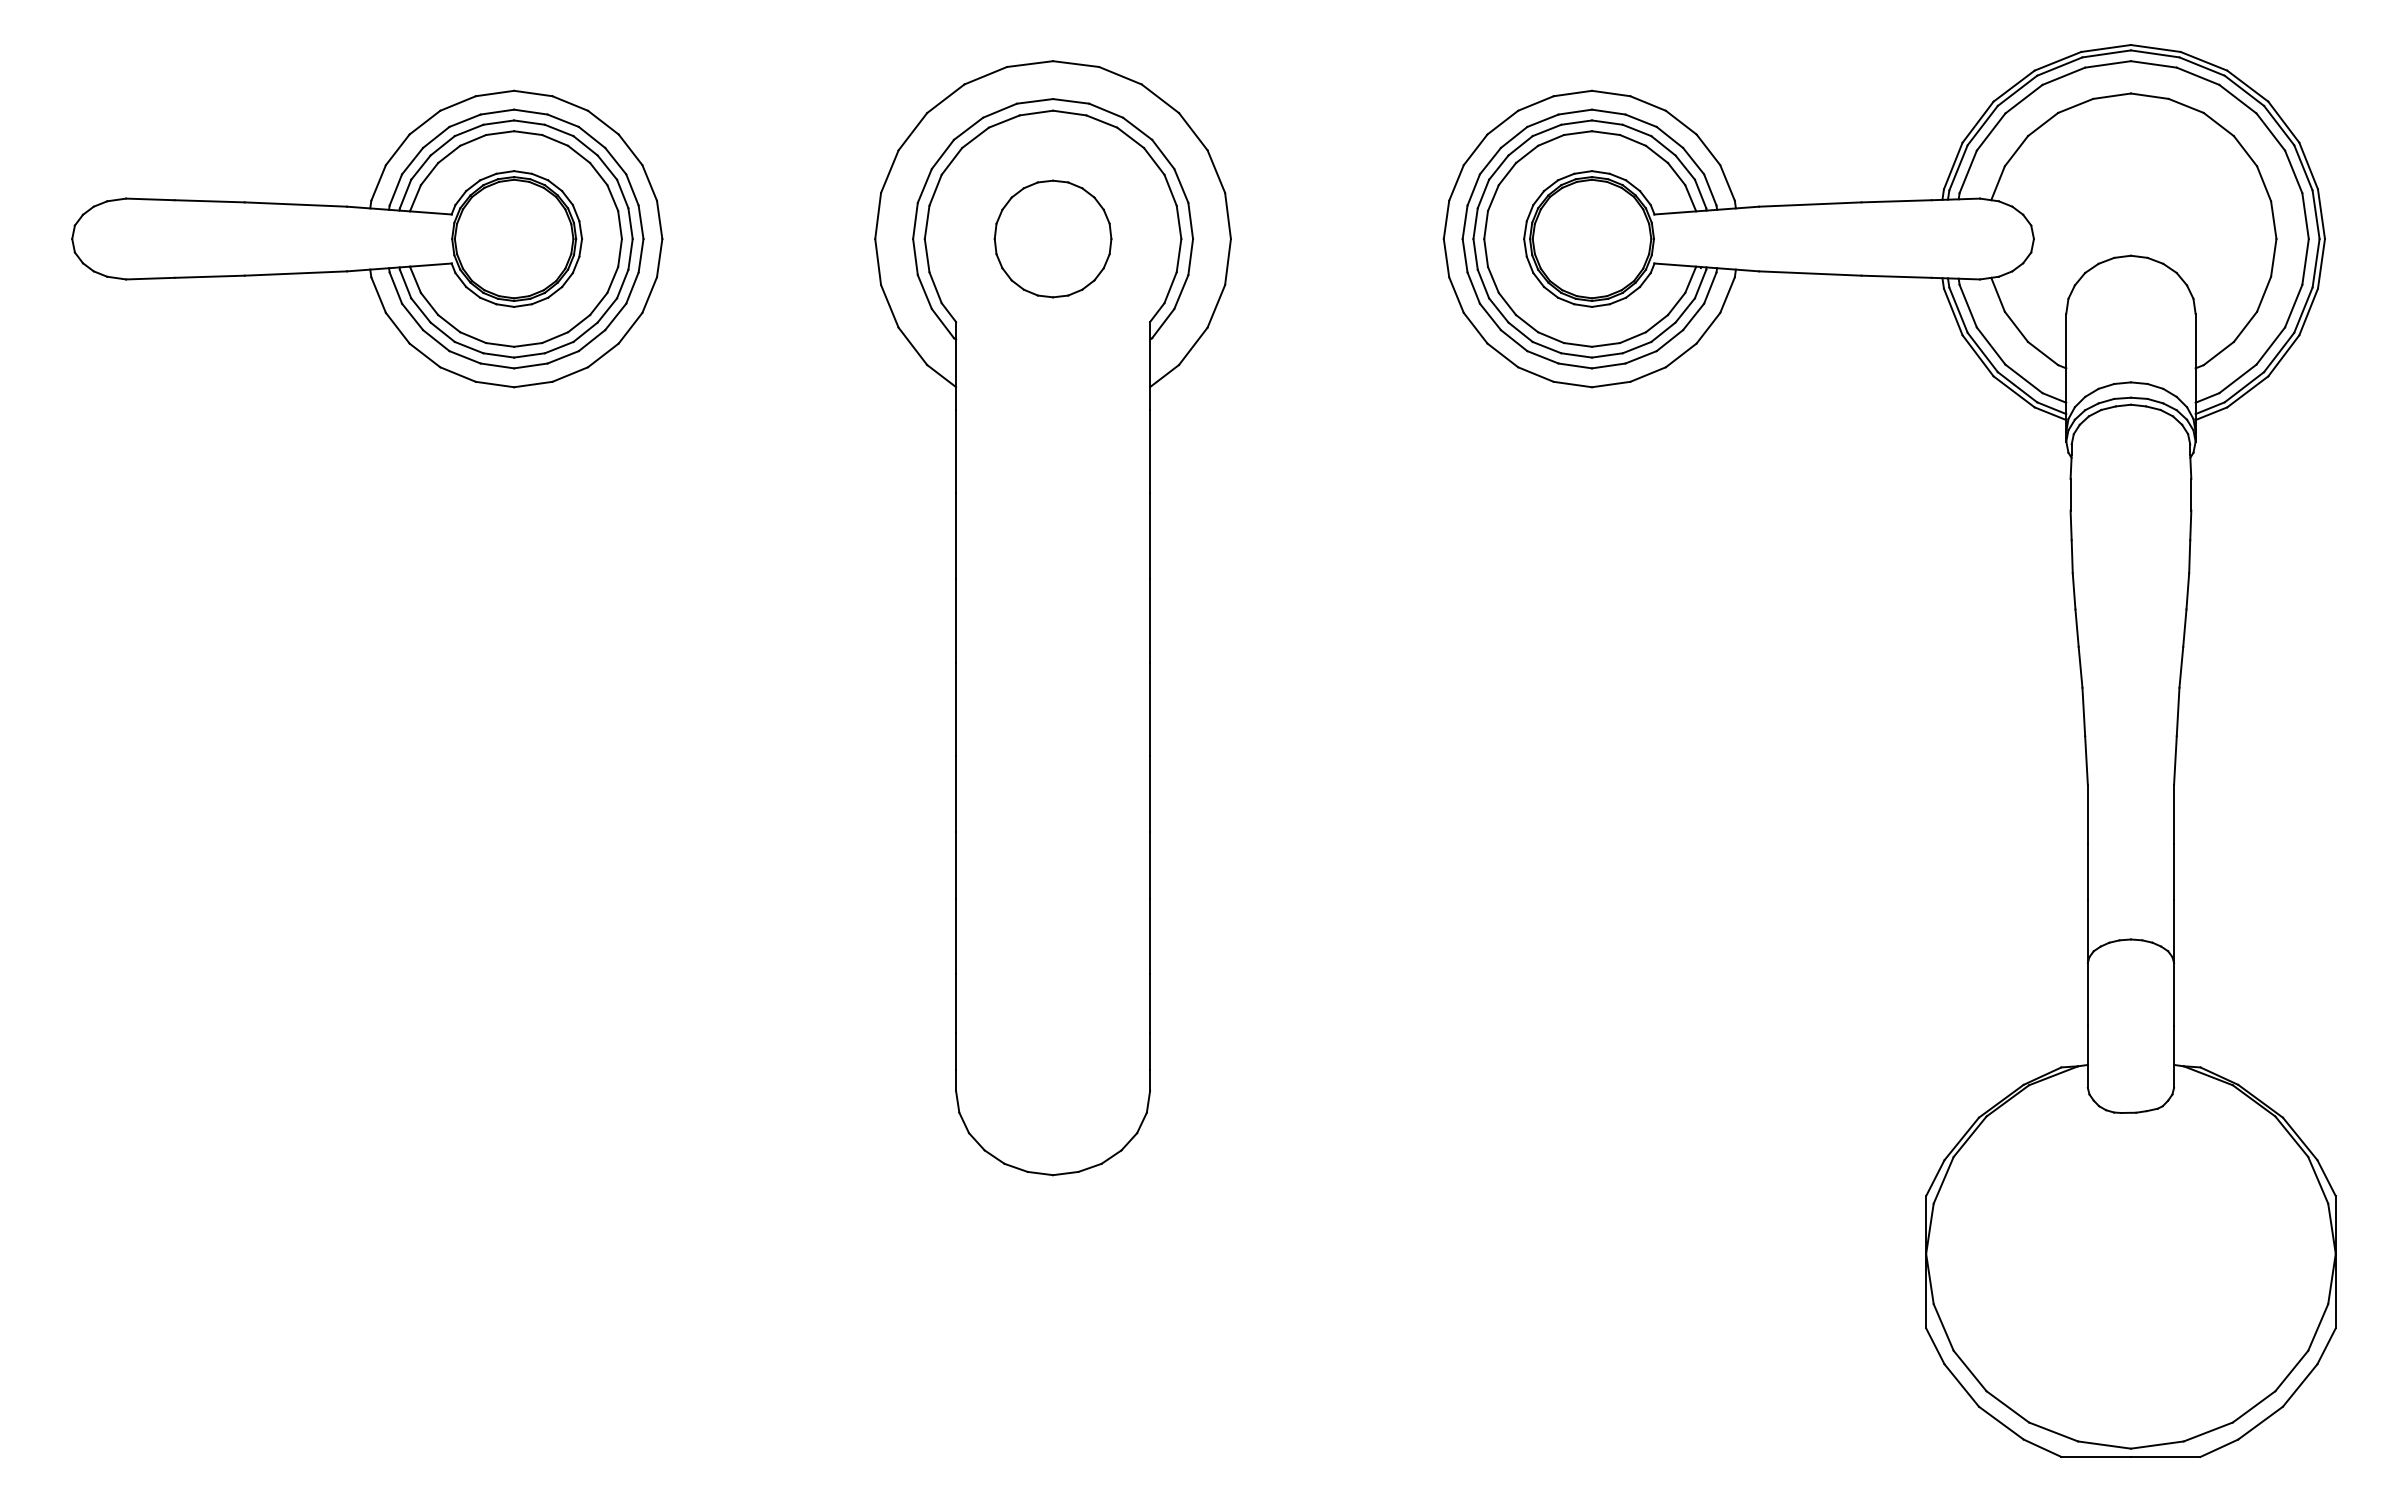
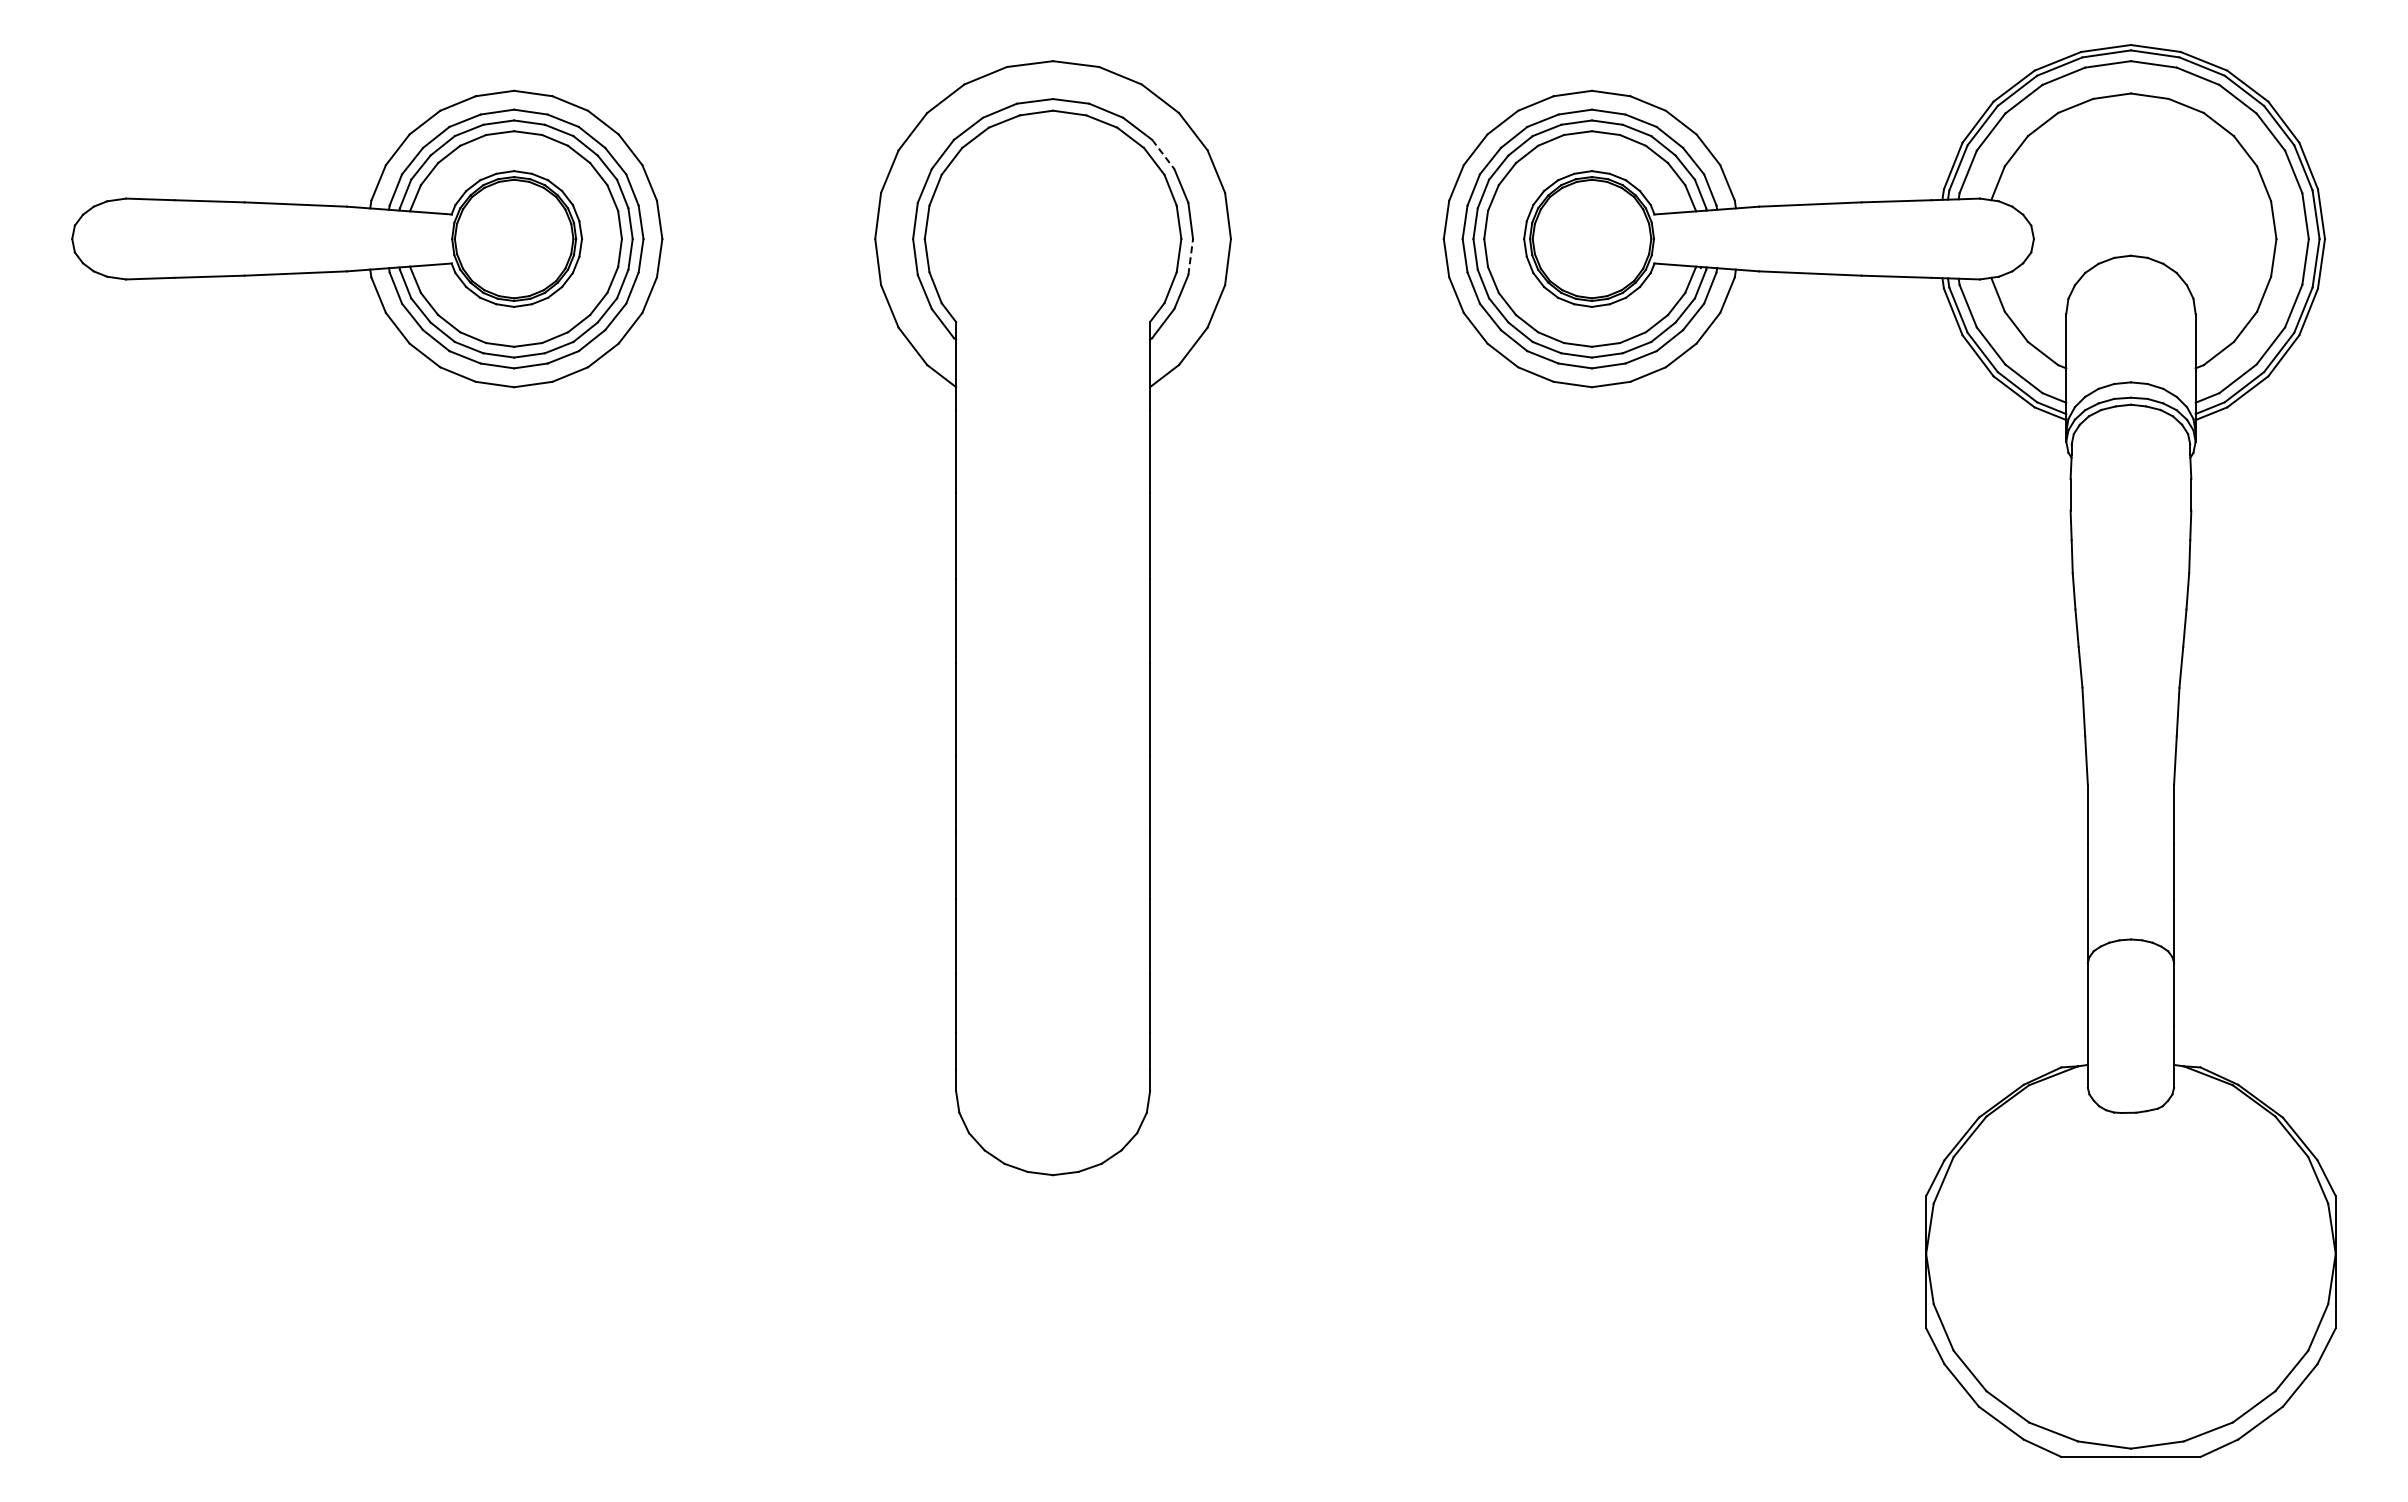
line: solid -> dashed (1163, 154)
part: present -> none (1052, 238)
line: solid -> dashed (1190, 256)
